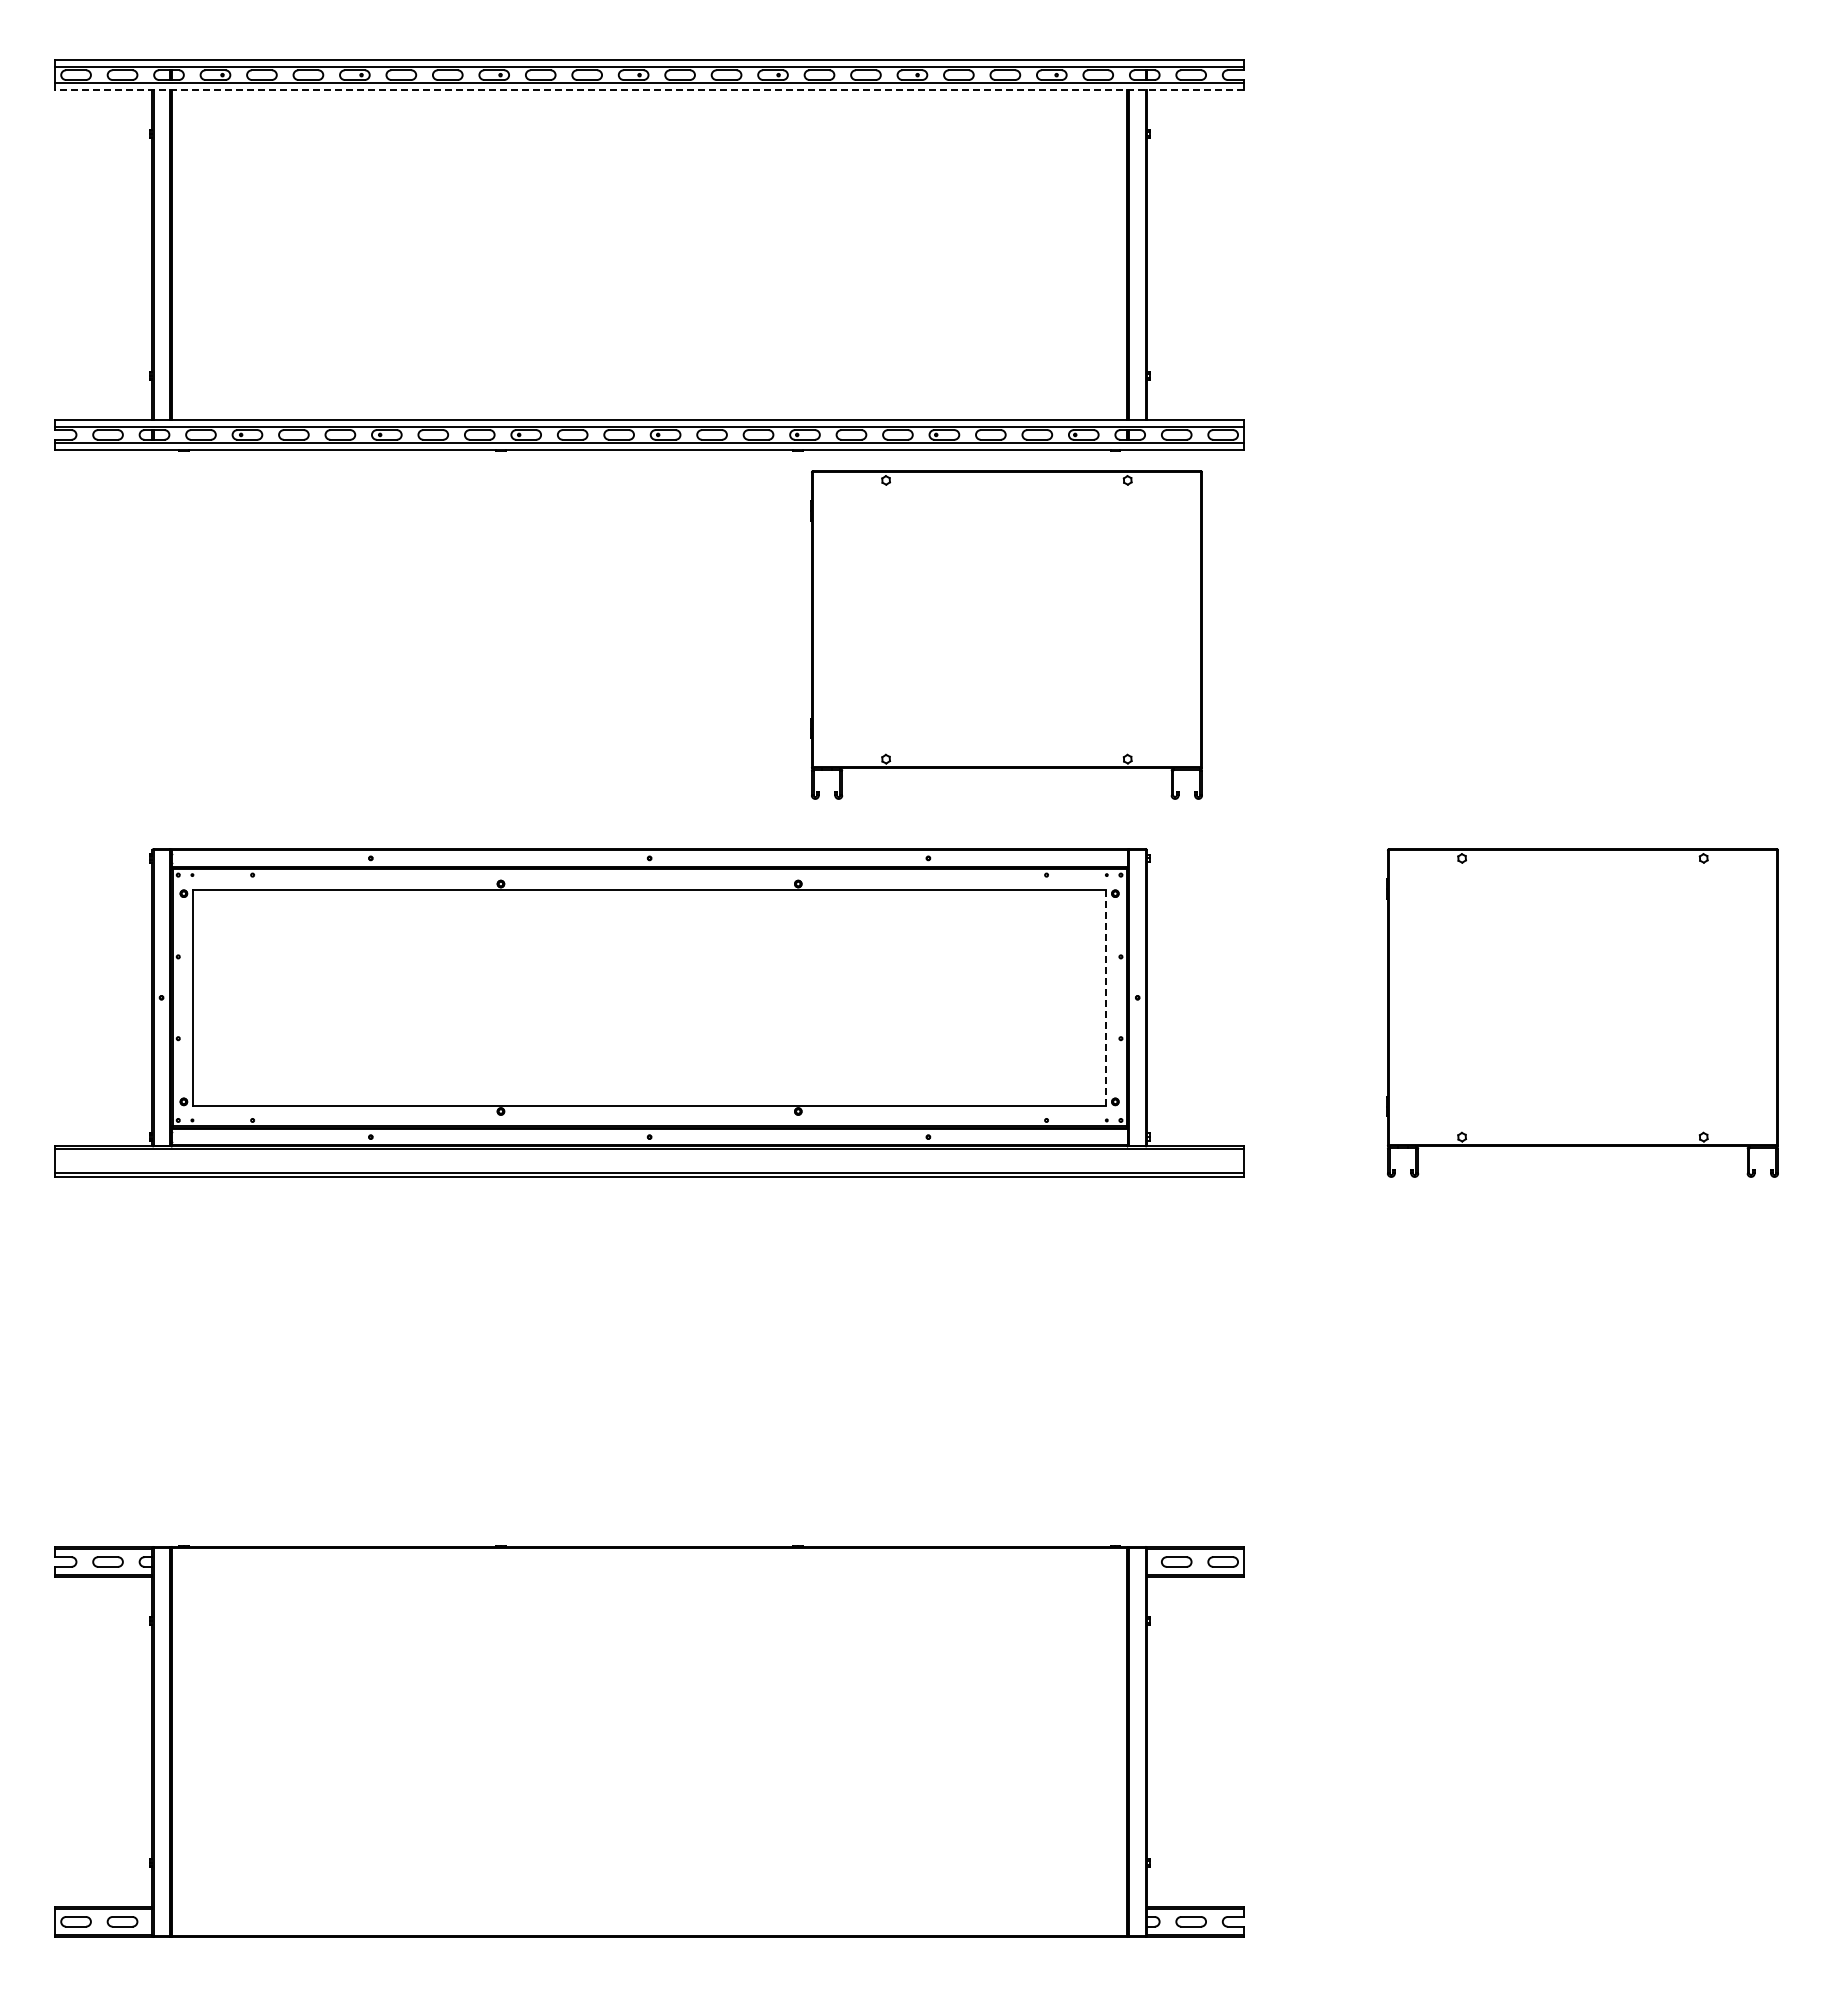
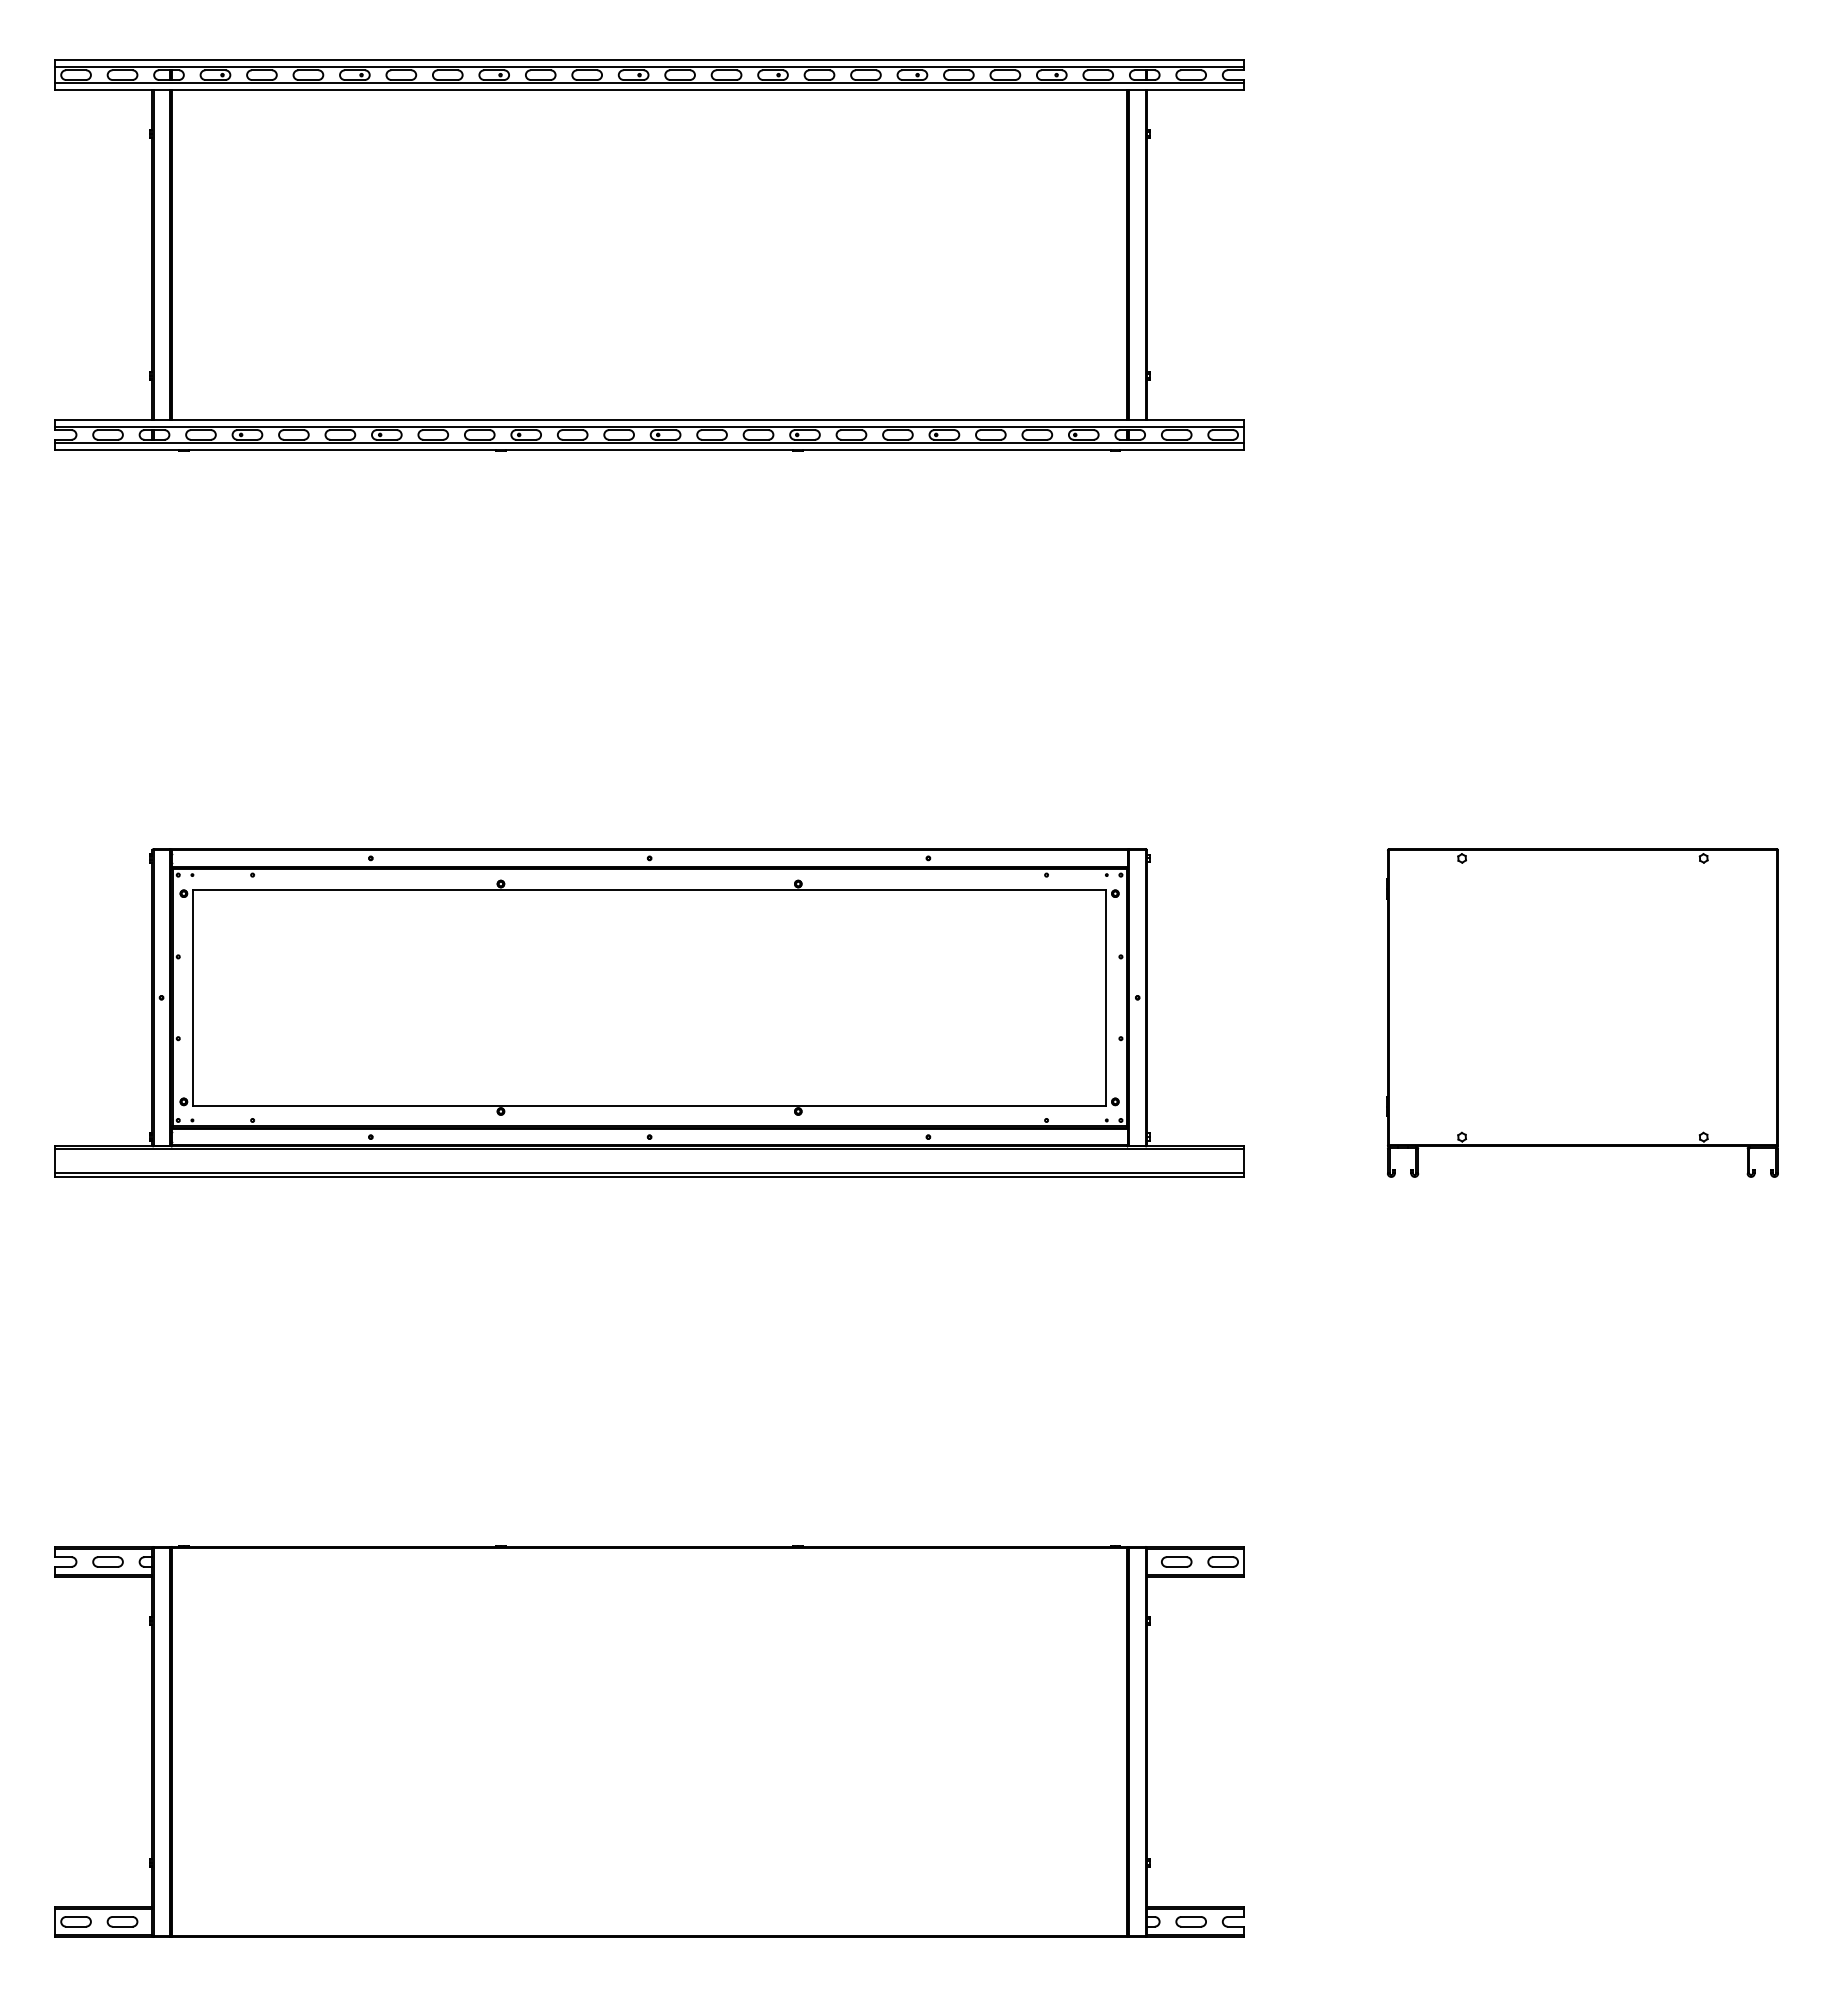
line: dashed -> solid (649, 90)
part: present -> none (1006, 634)
line: dashed -> solid (1106, 997)
